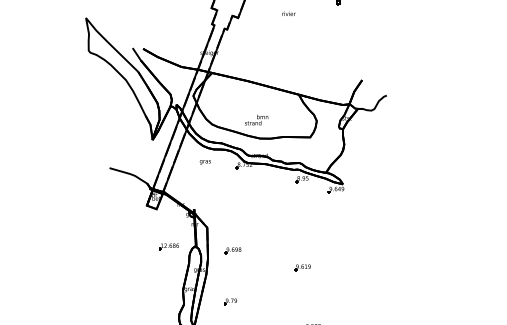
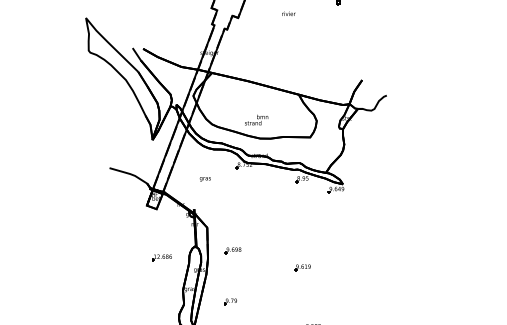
text position: (204, 162) -> (204, 179) (204, 179)
part position: (168, 246) -> (161, 257) (161, 257)
